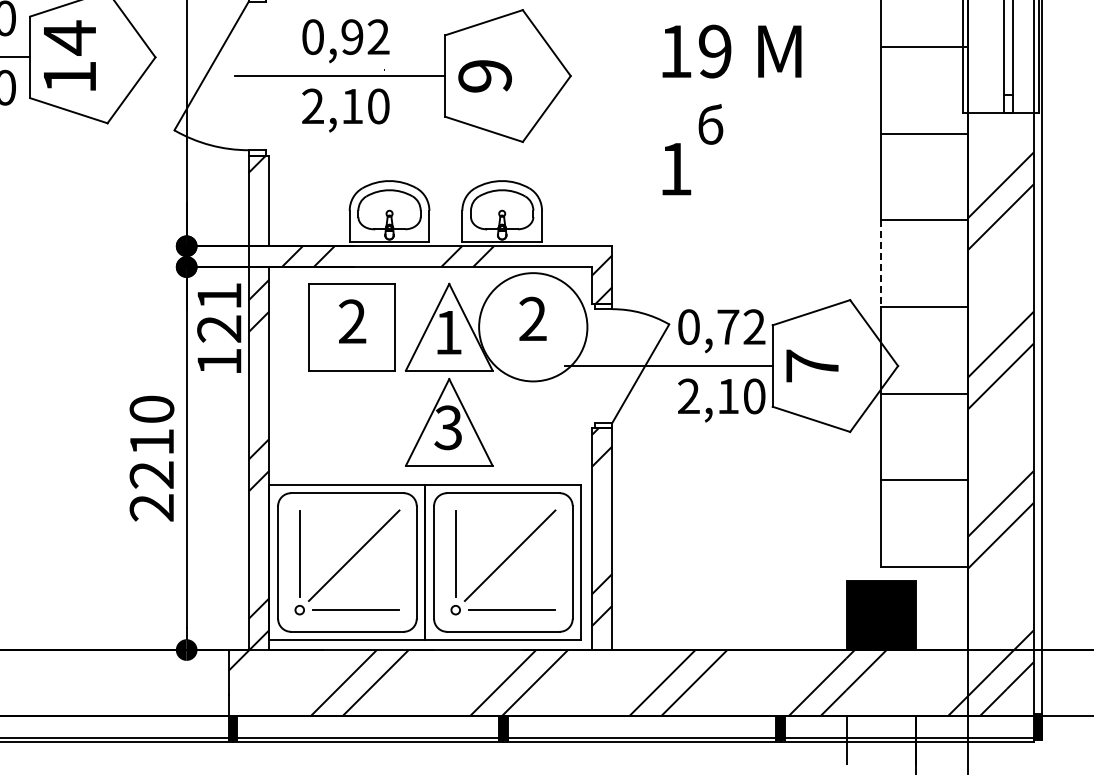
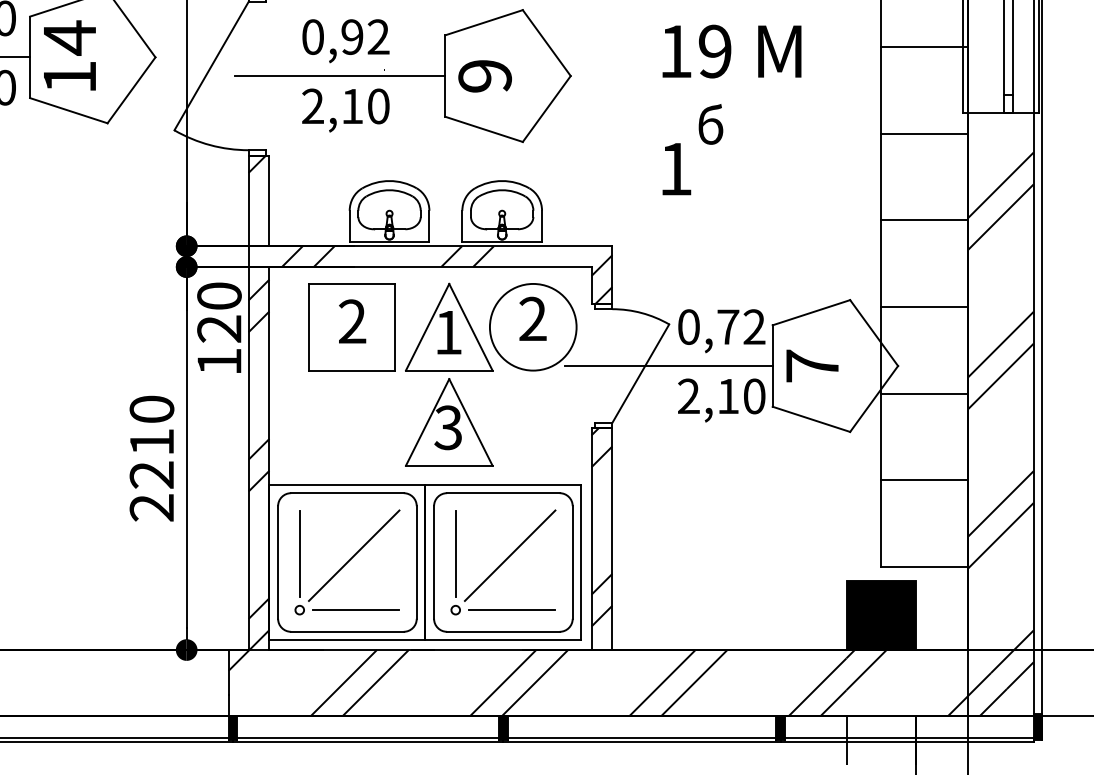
line: dashed -> solid (881, 264)
text: 121 -> 120 (219, 295)
circle diameter: 108 px -> 87 px (532, 326)
